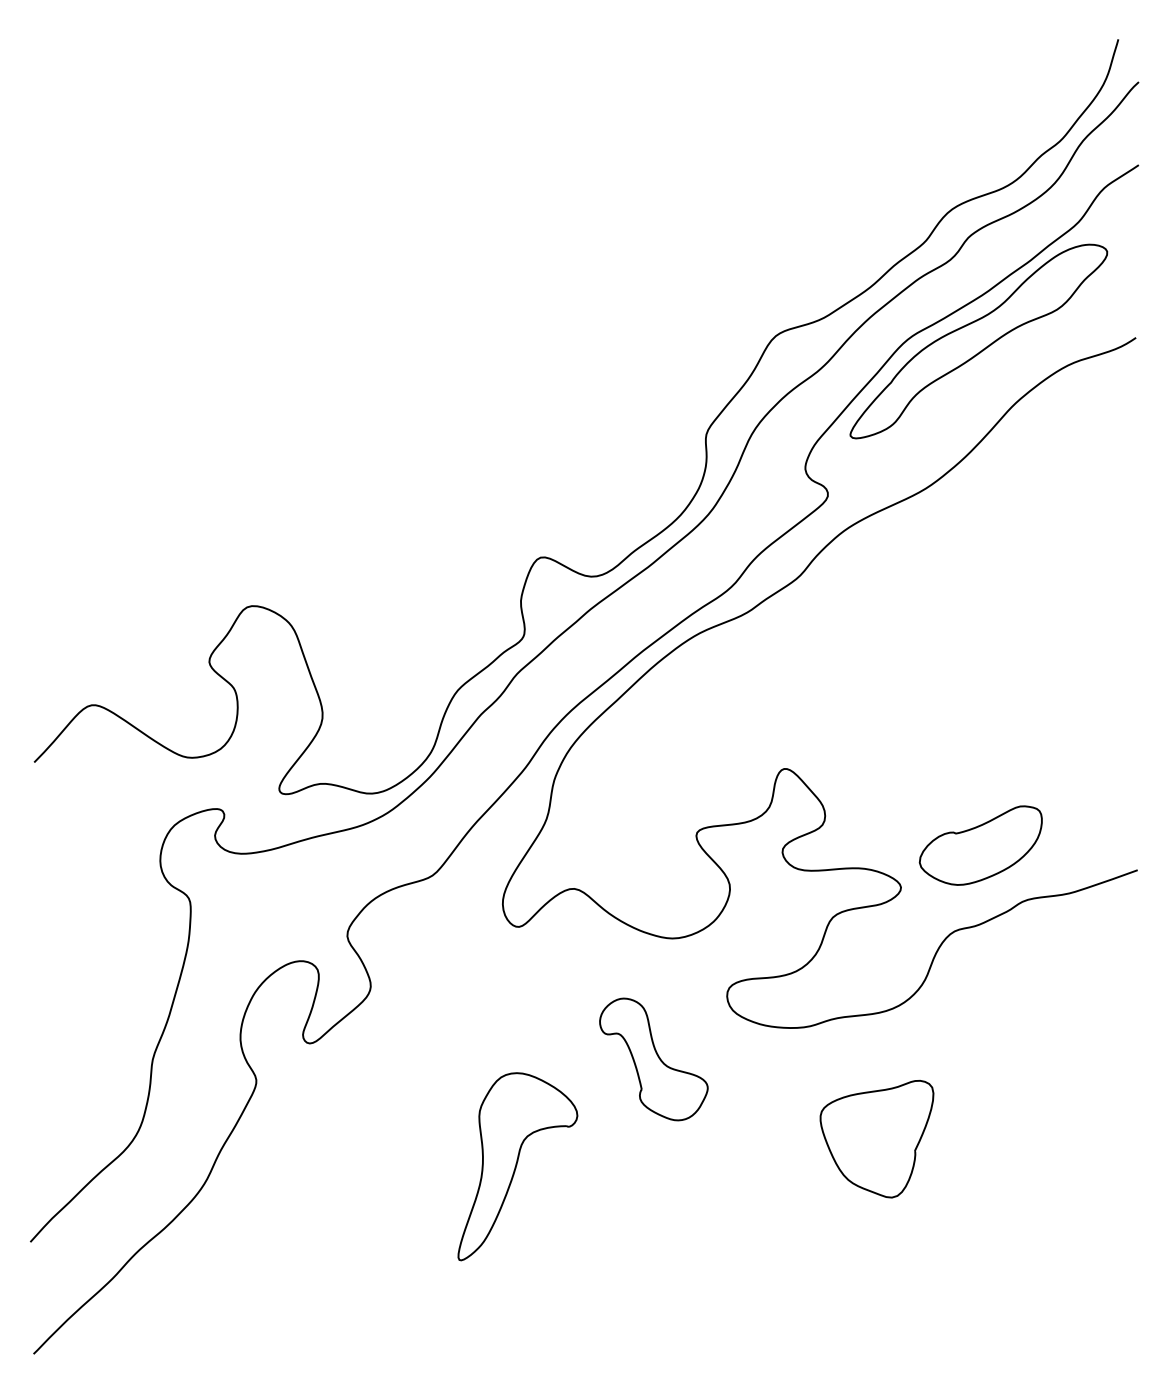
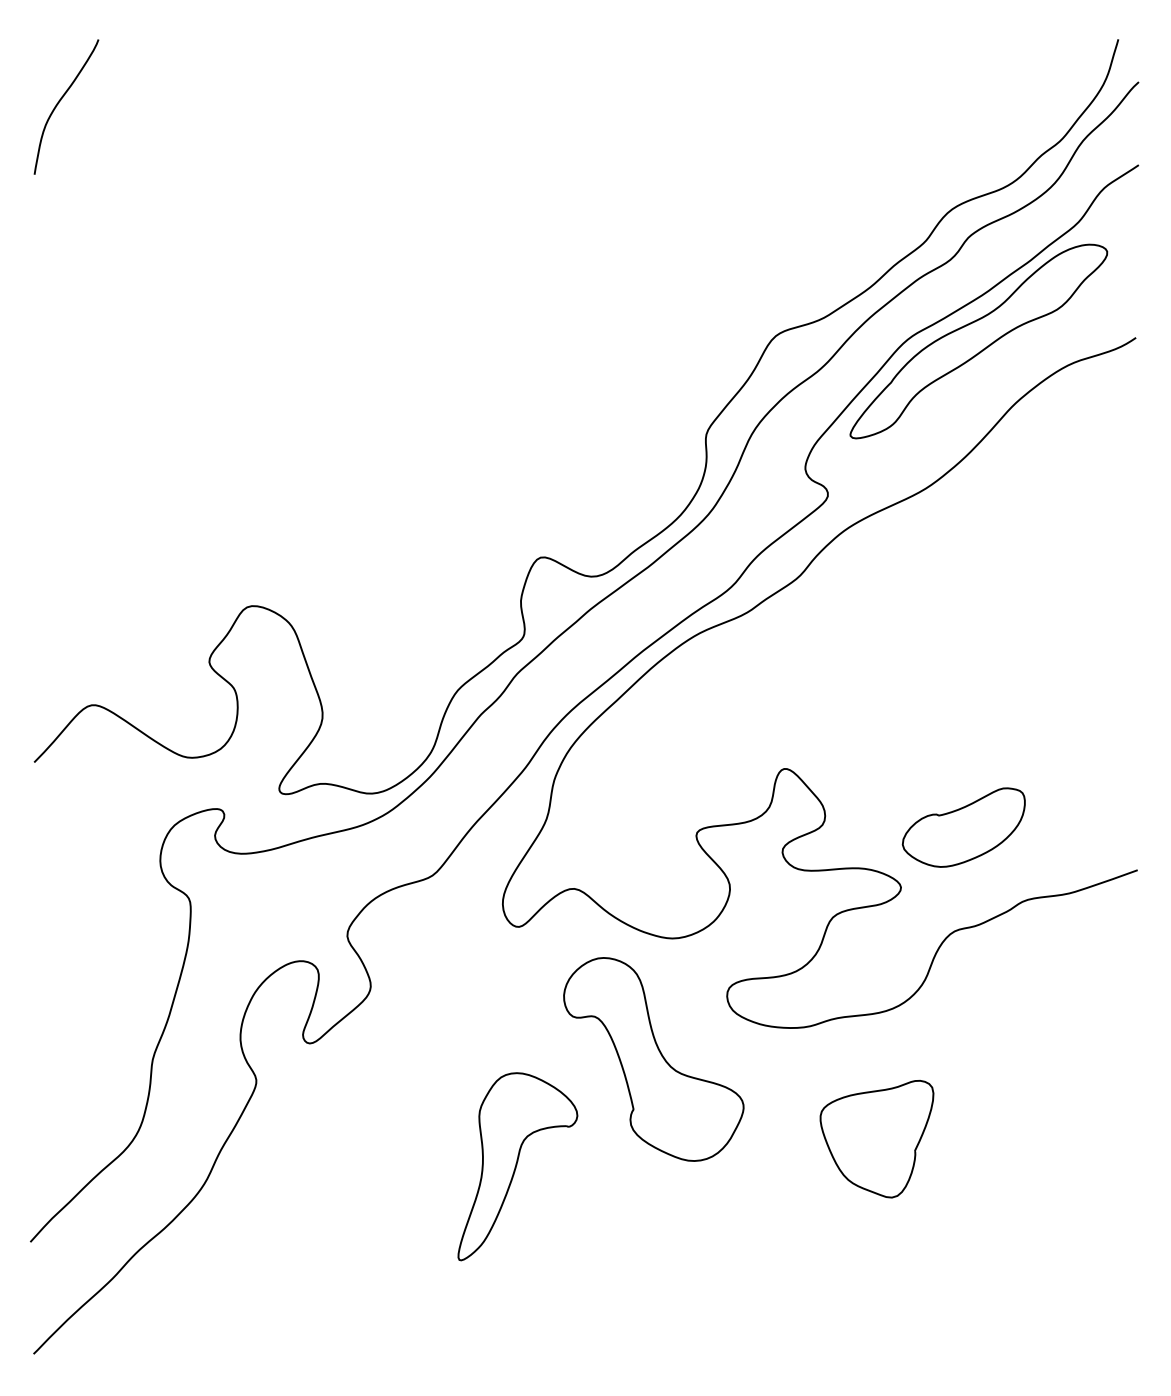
curve: none -> present (61, 100)
part position: (980, 845) -> (963, 827) (963, 827)
part size: 110x125 px -> 182x205 px (653, 1059)
